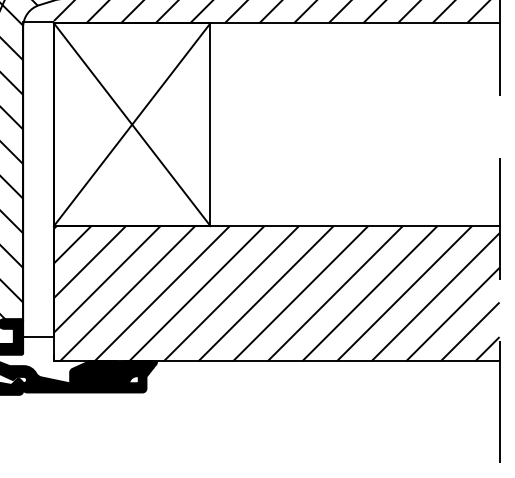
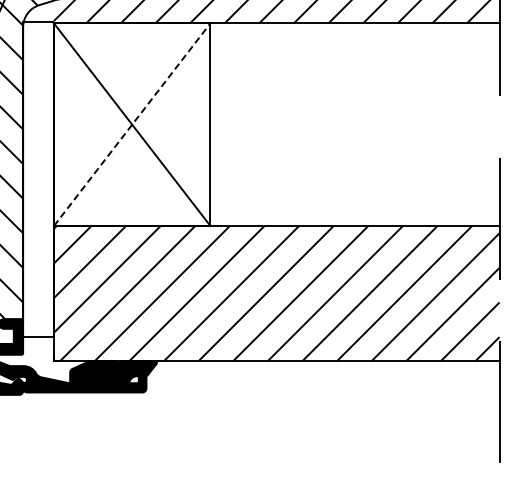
line: solid -> dashed (132, 124)
